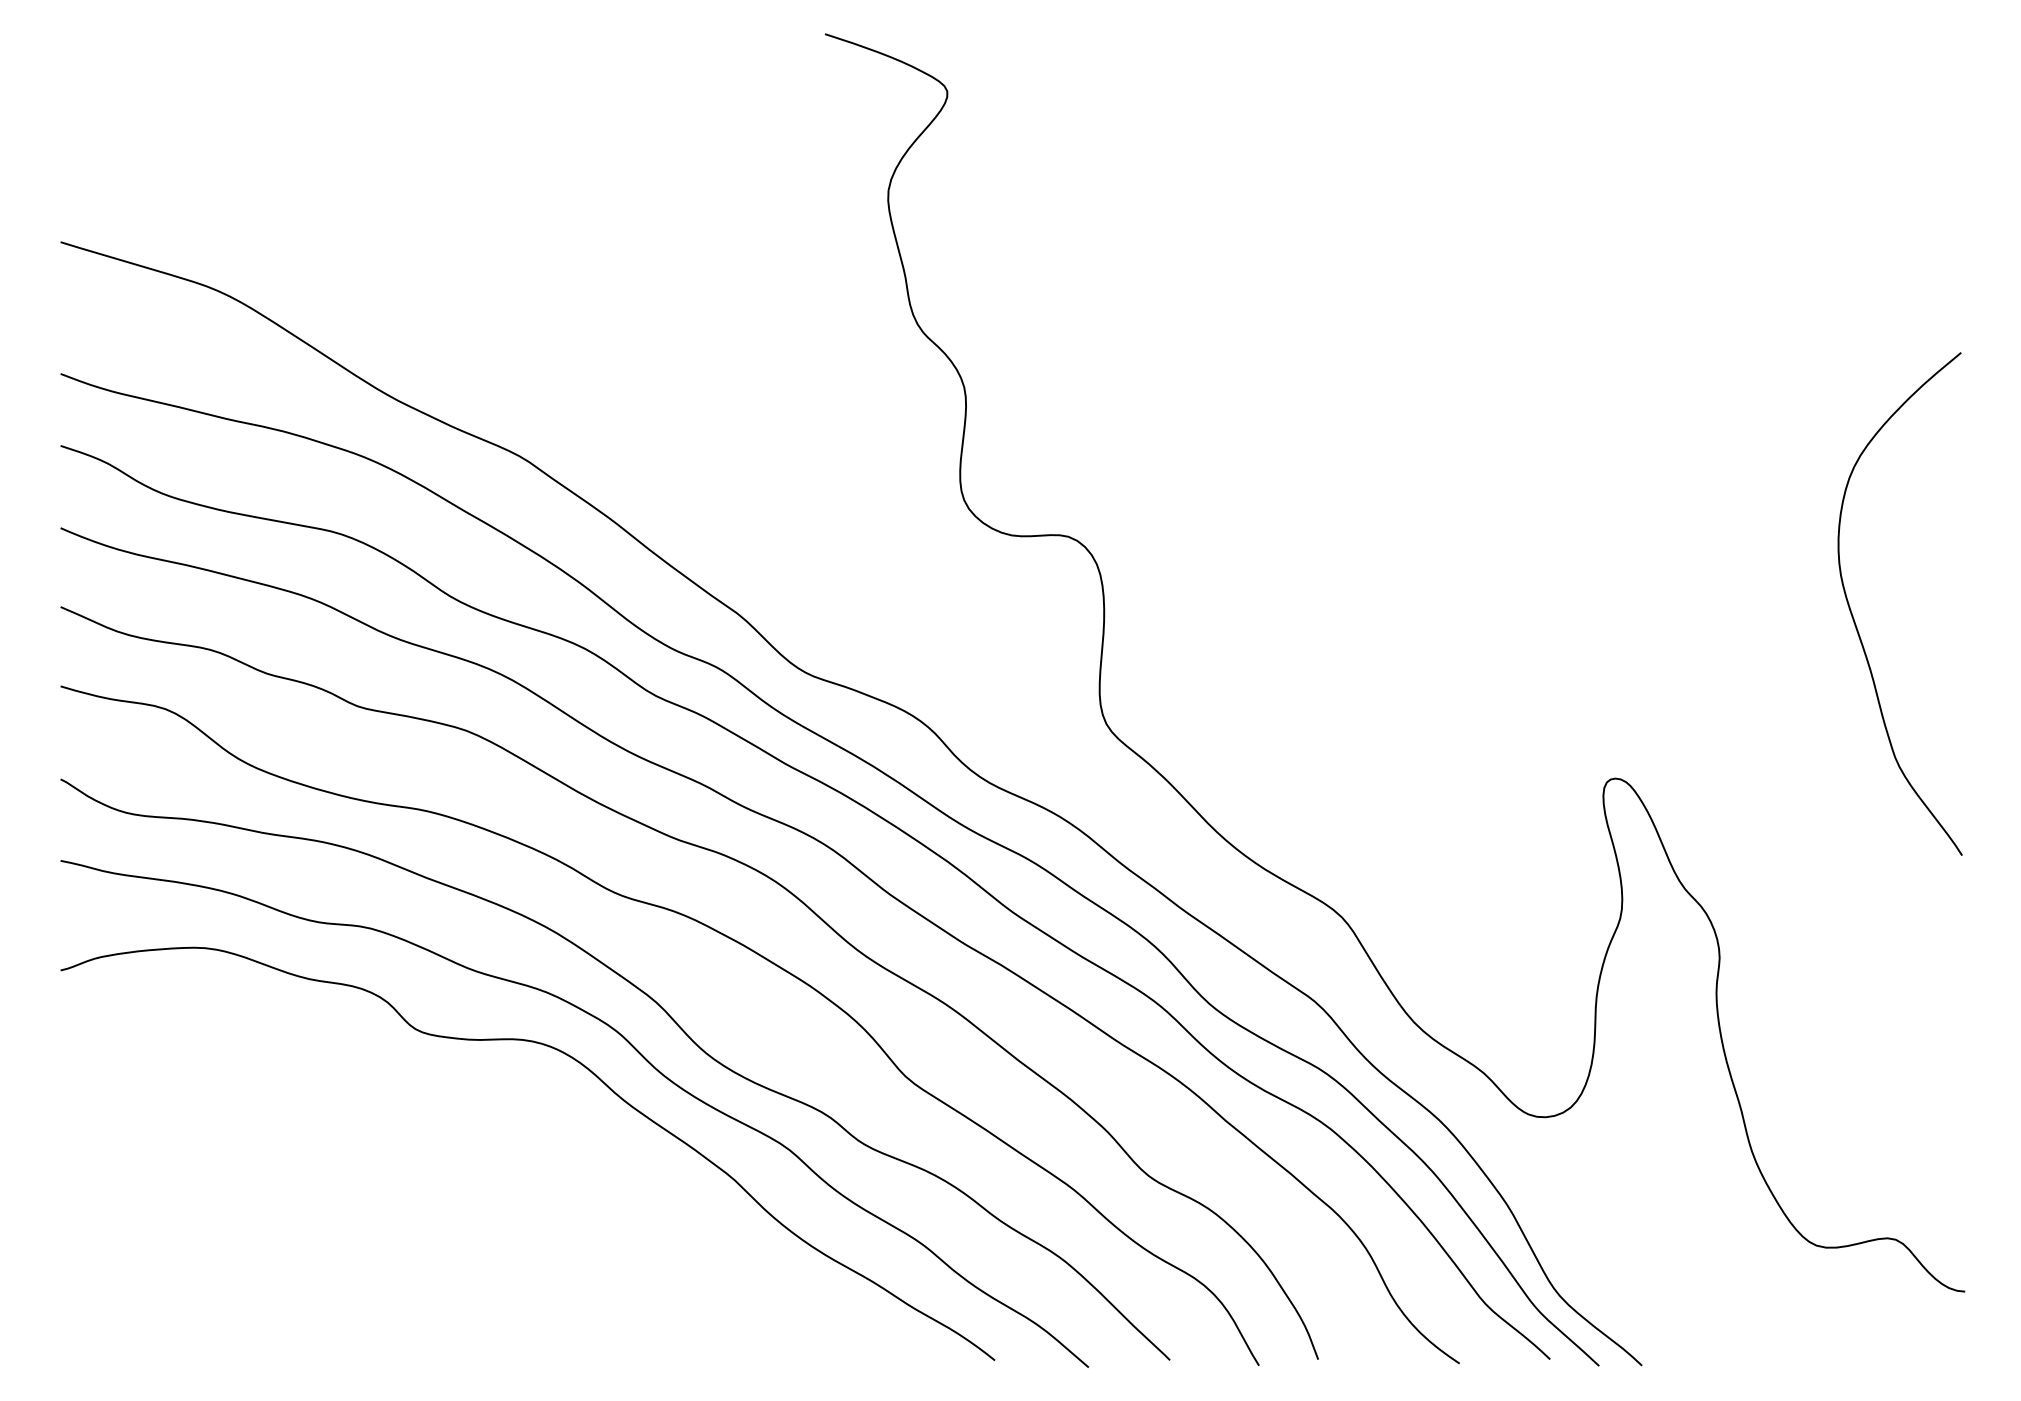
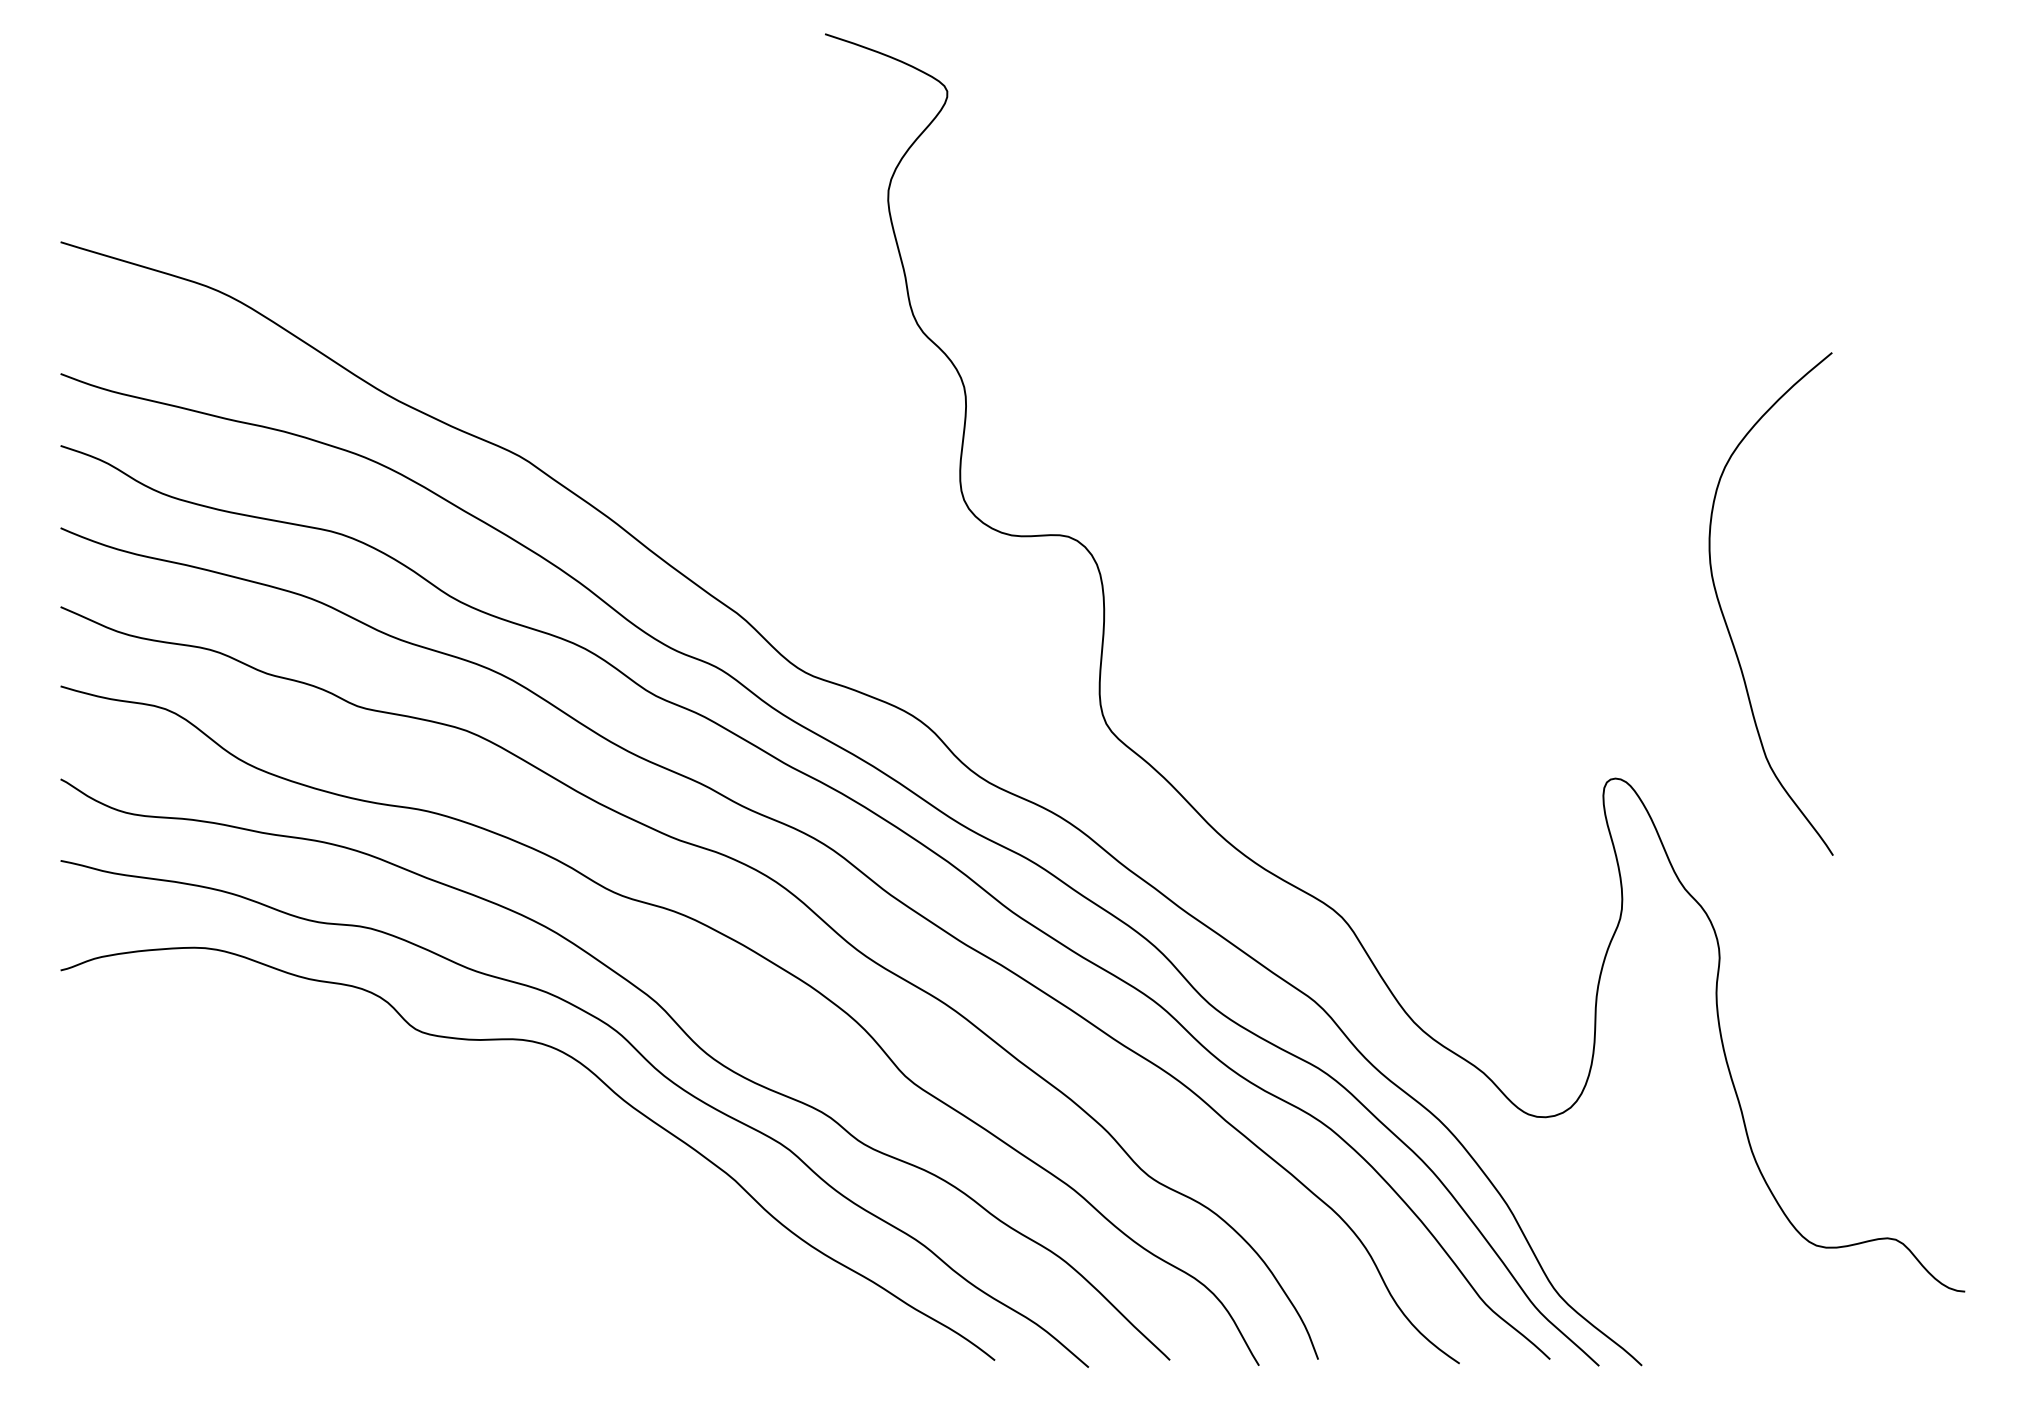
curve position: (1854, 618) -> (1725, 618) (1725, 618)
